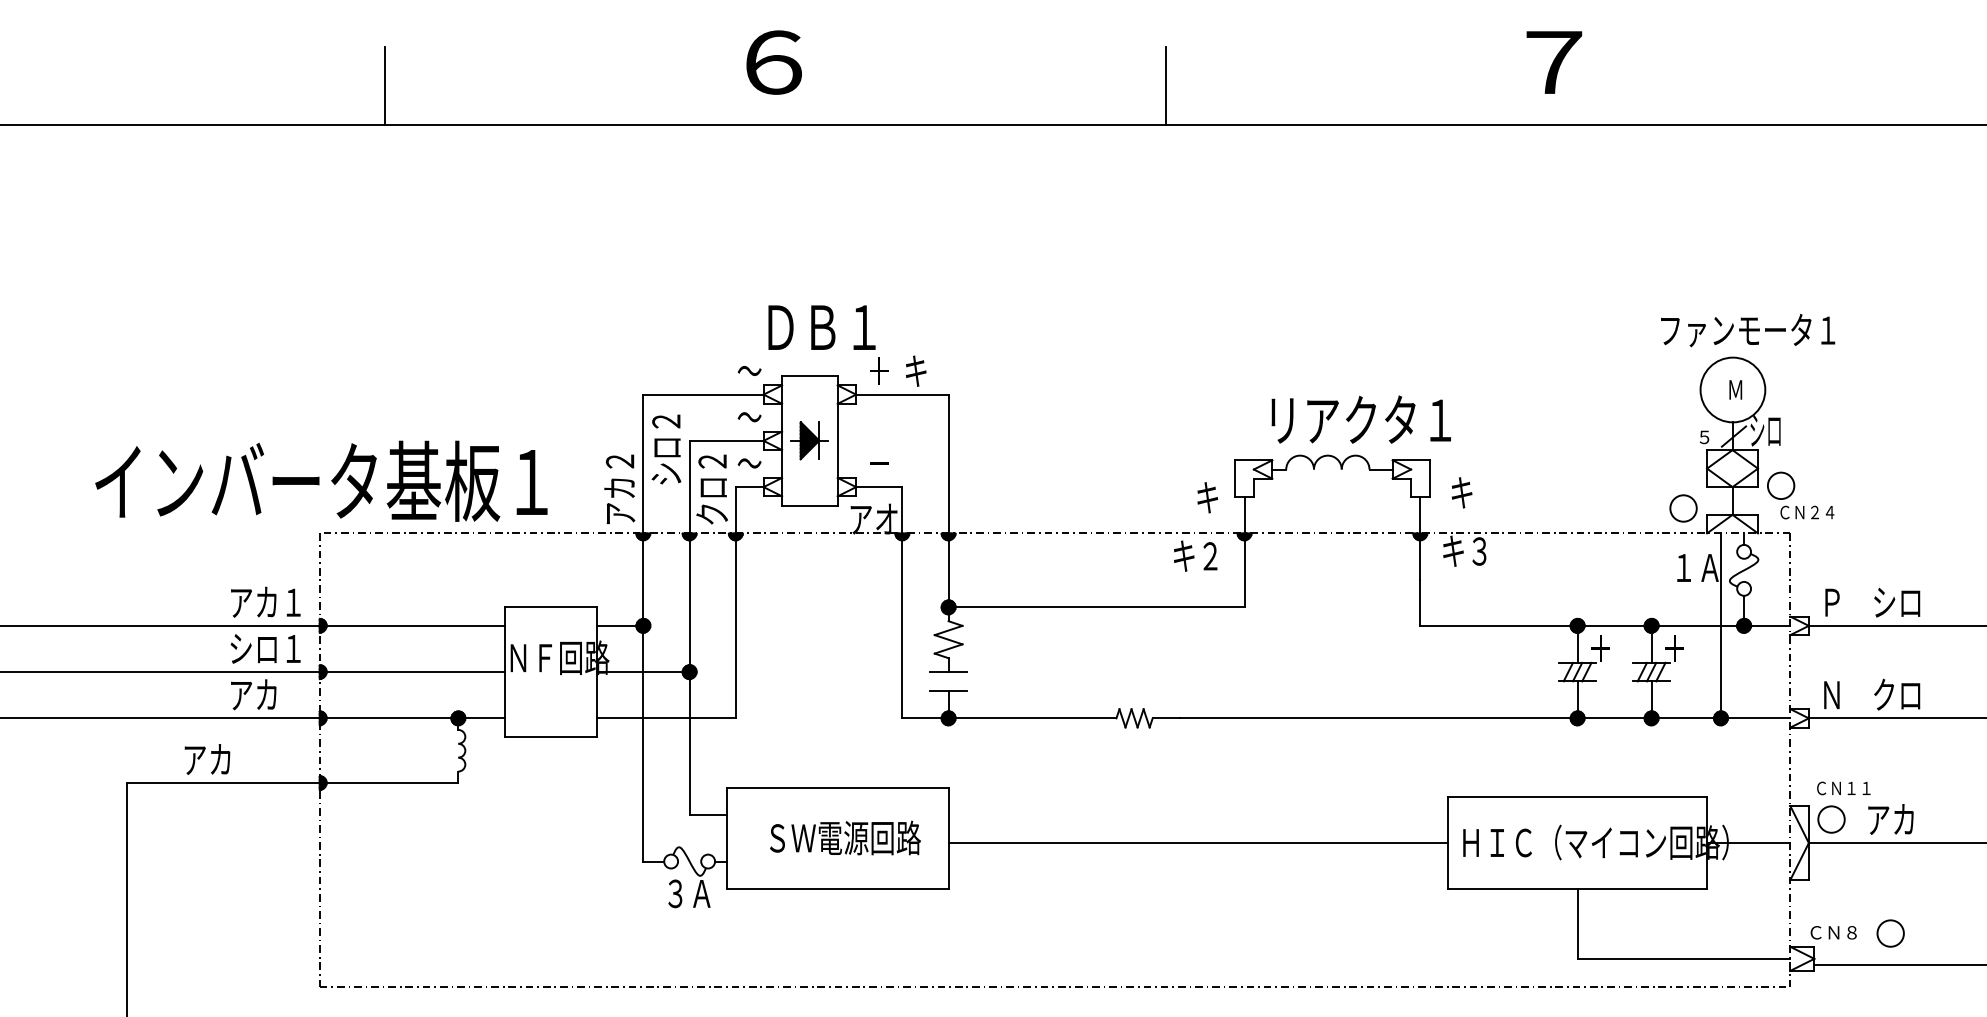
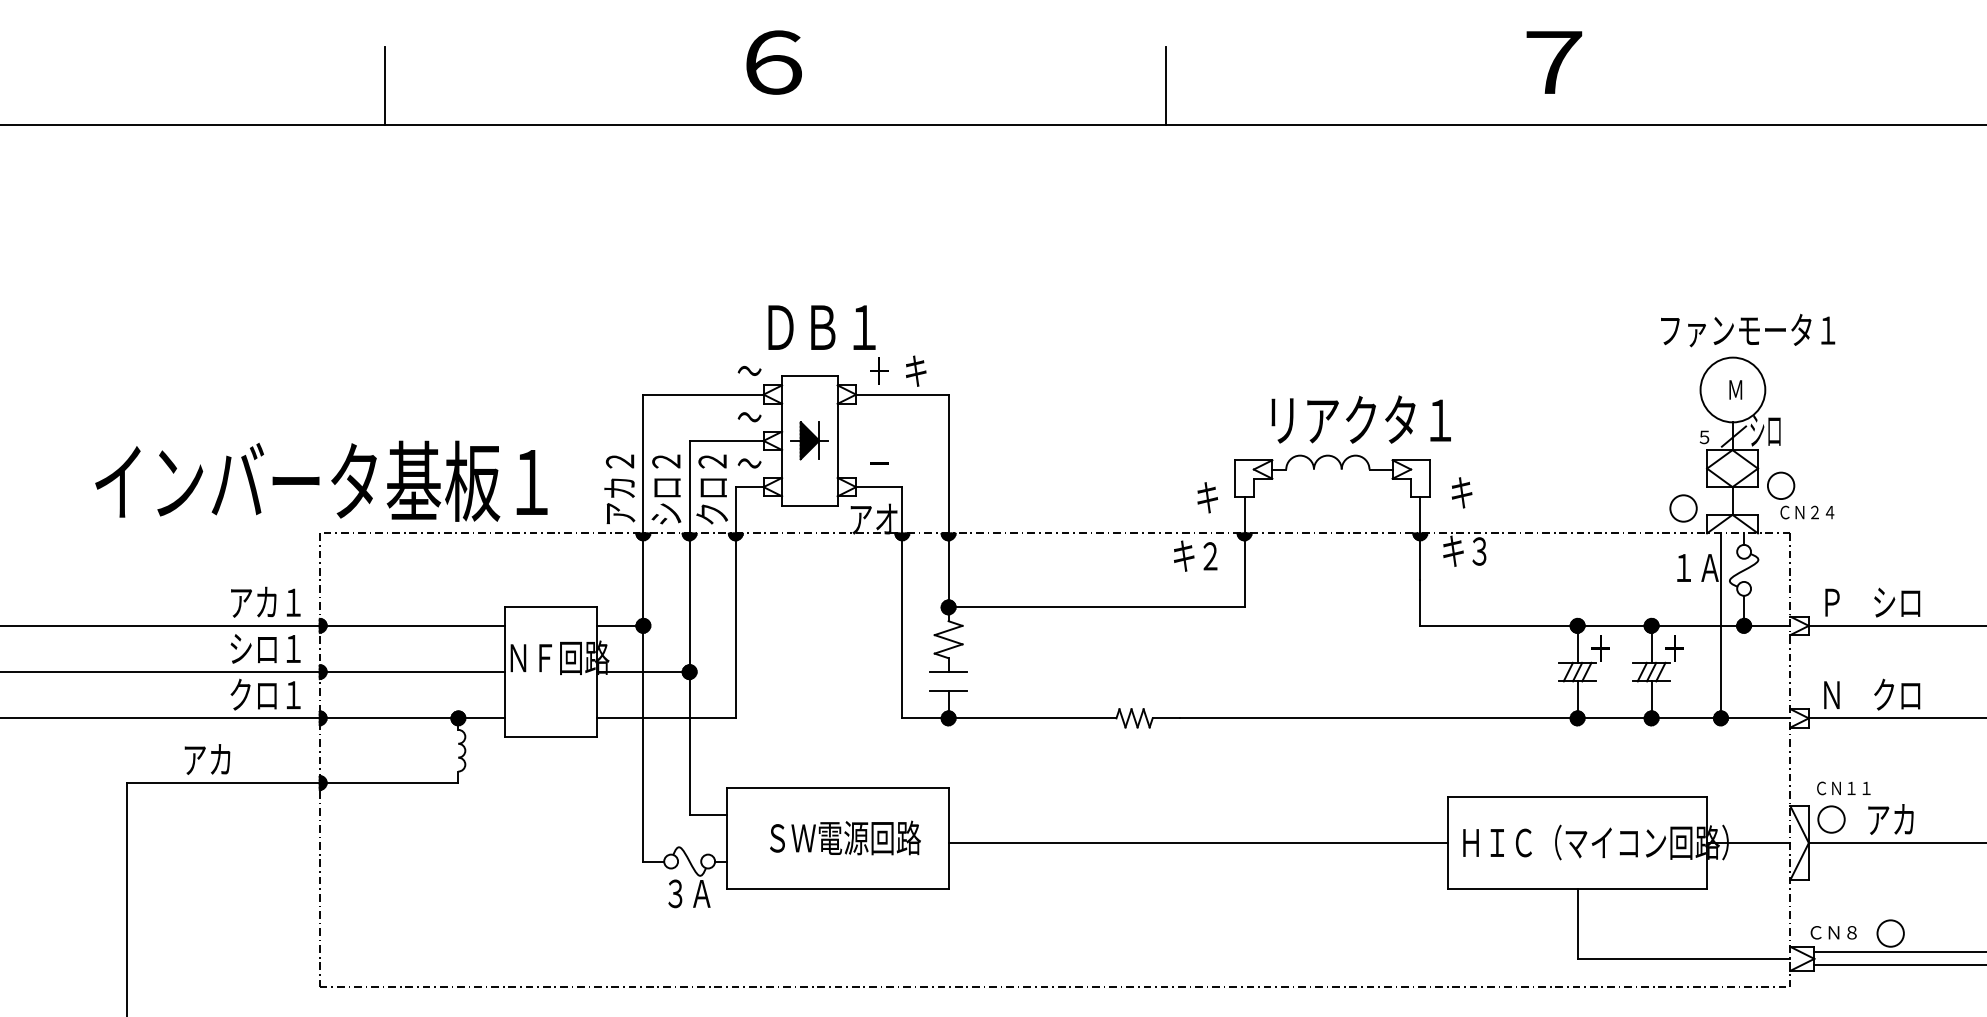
text position: (666, 449) -> (666, 489) (666, 489)
text: アカ -> クロ１ (265, 694)
line: none -> present (1898, 952)
